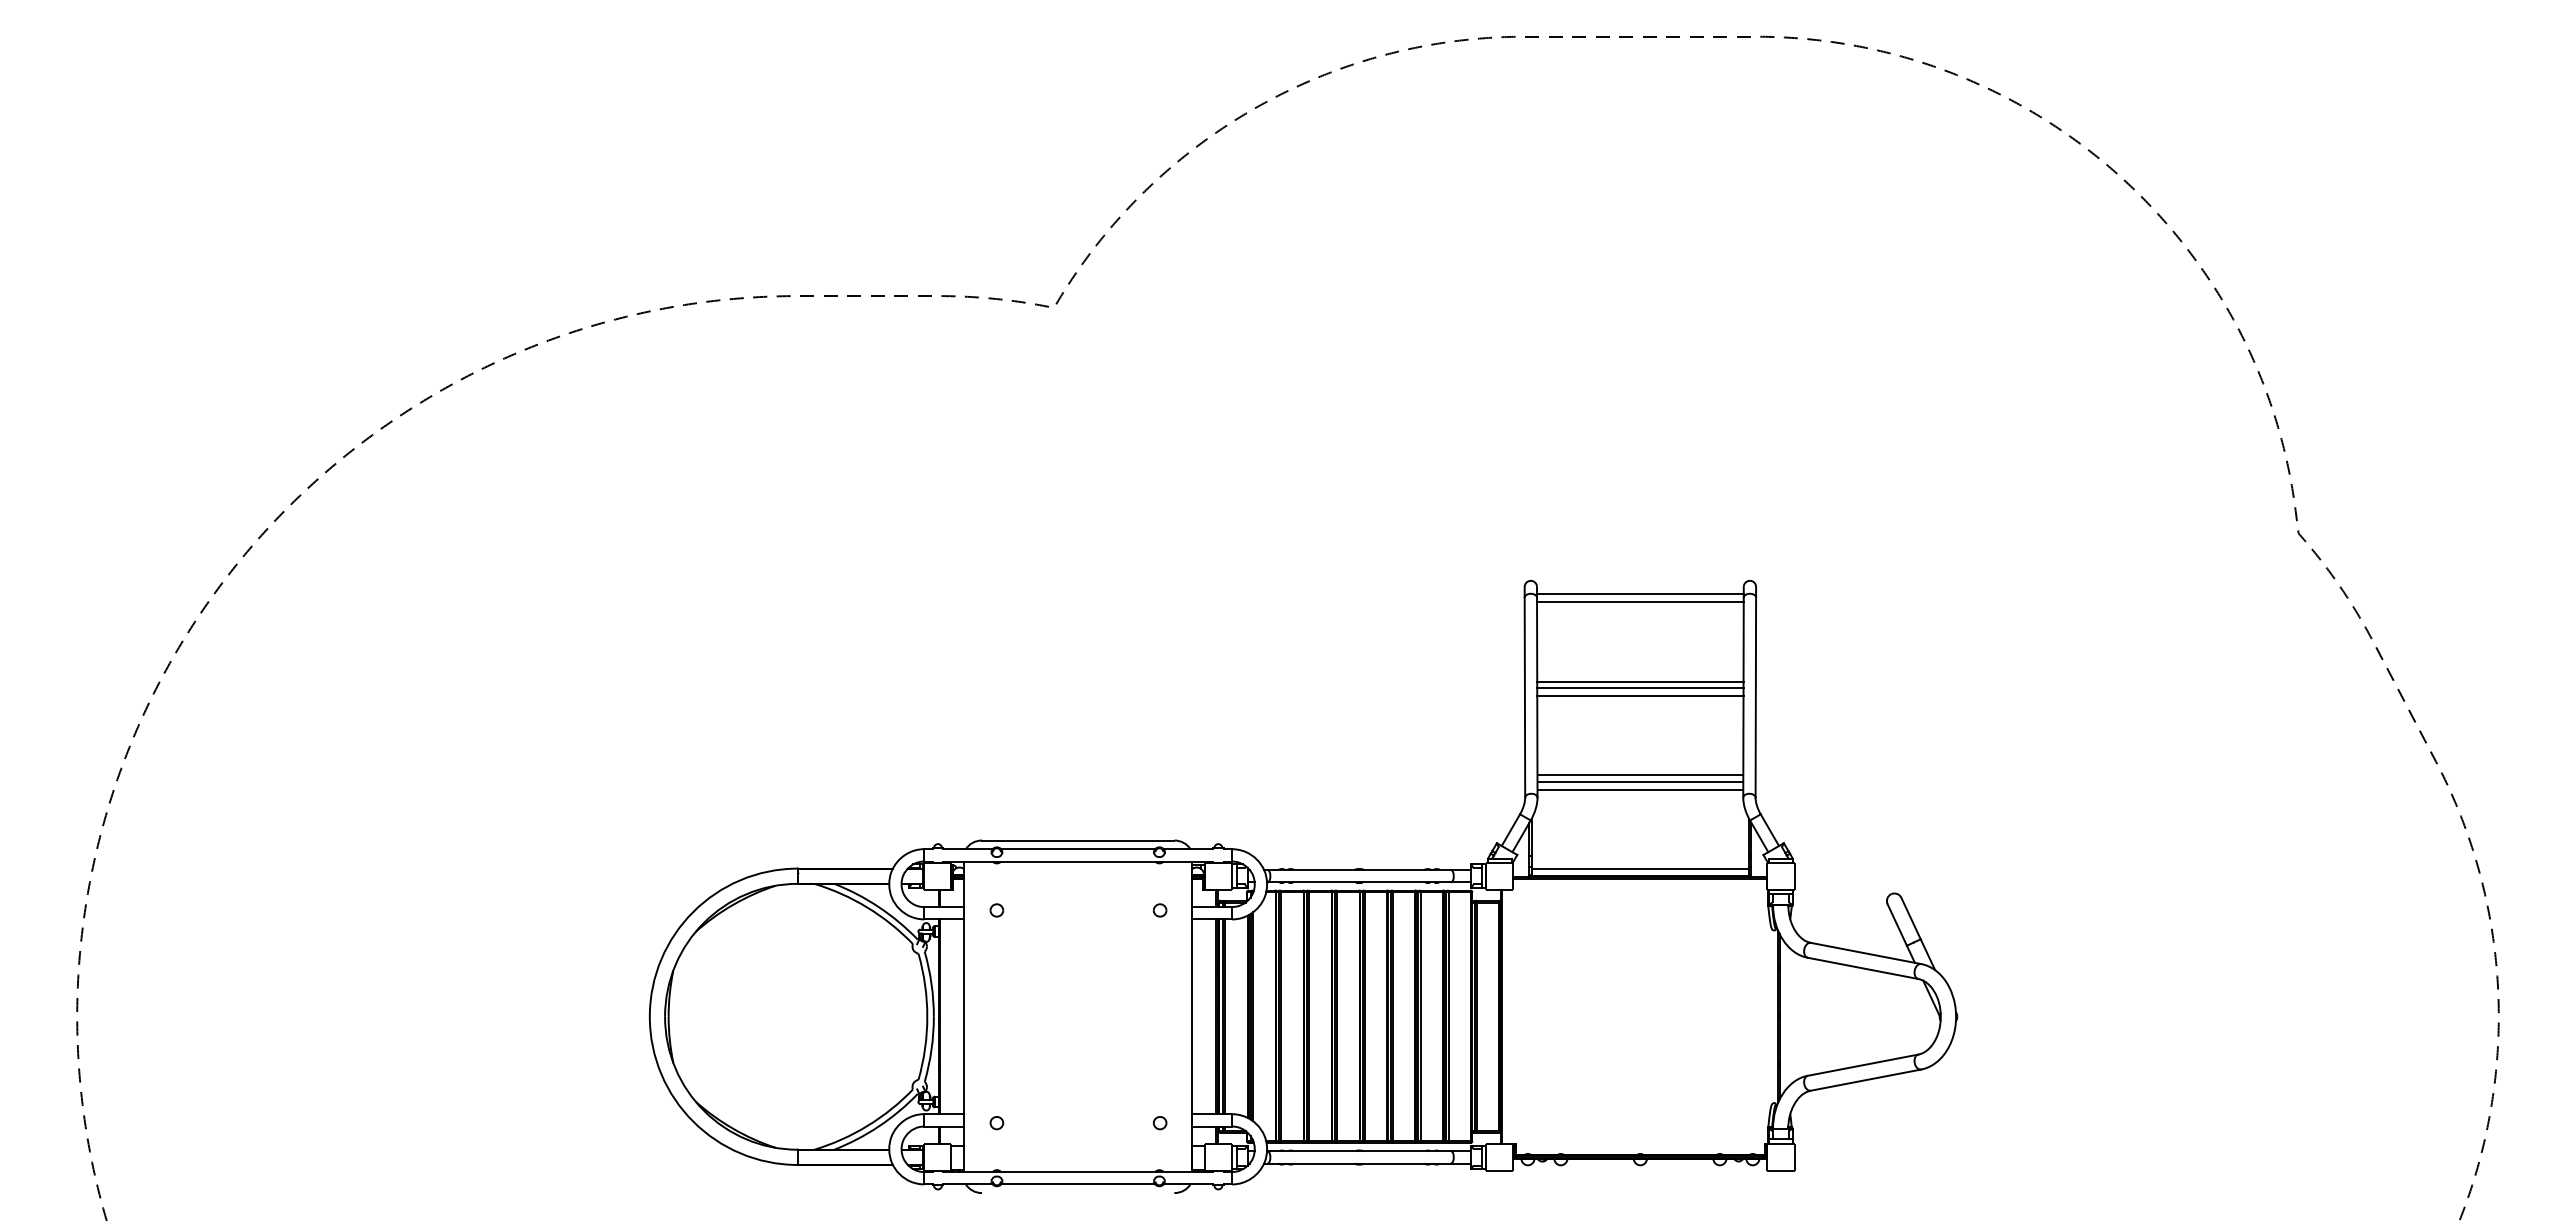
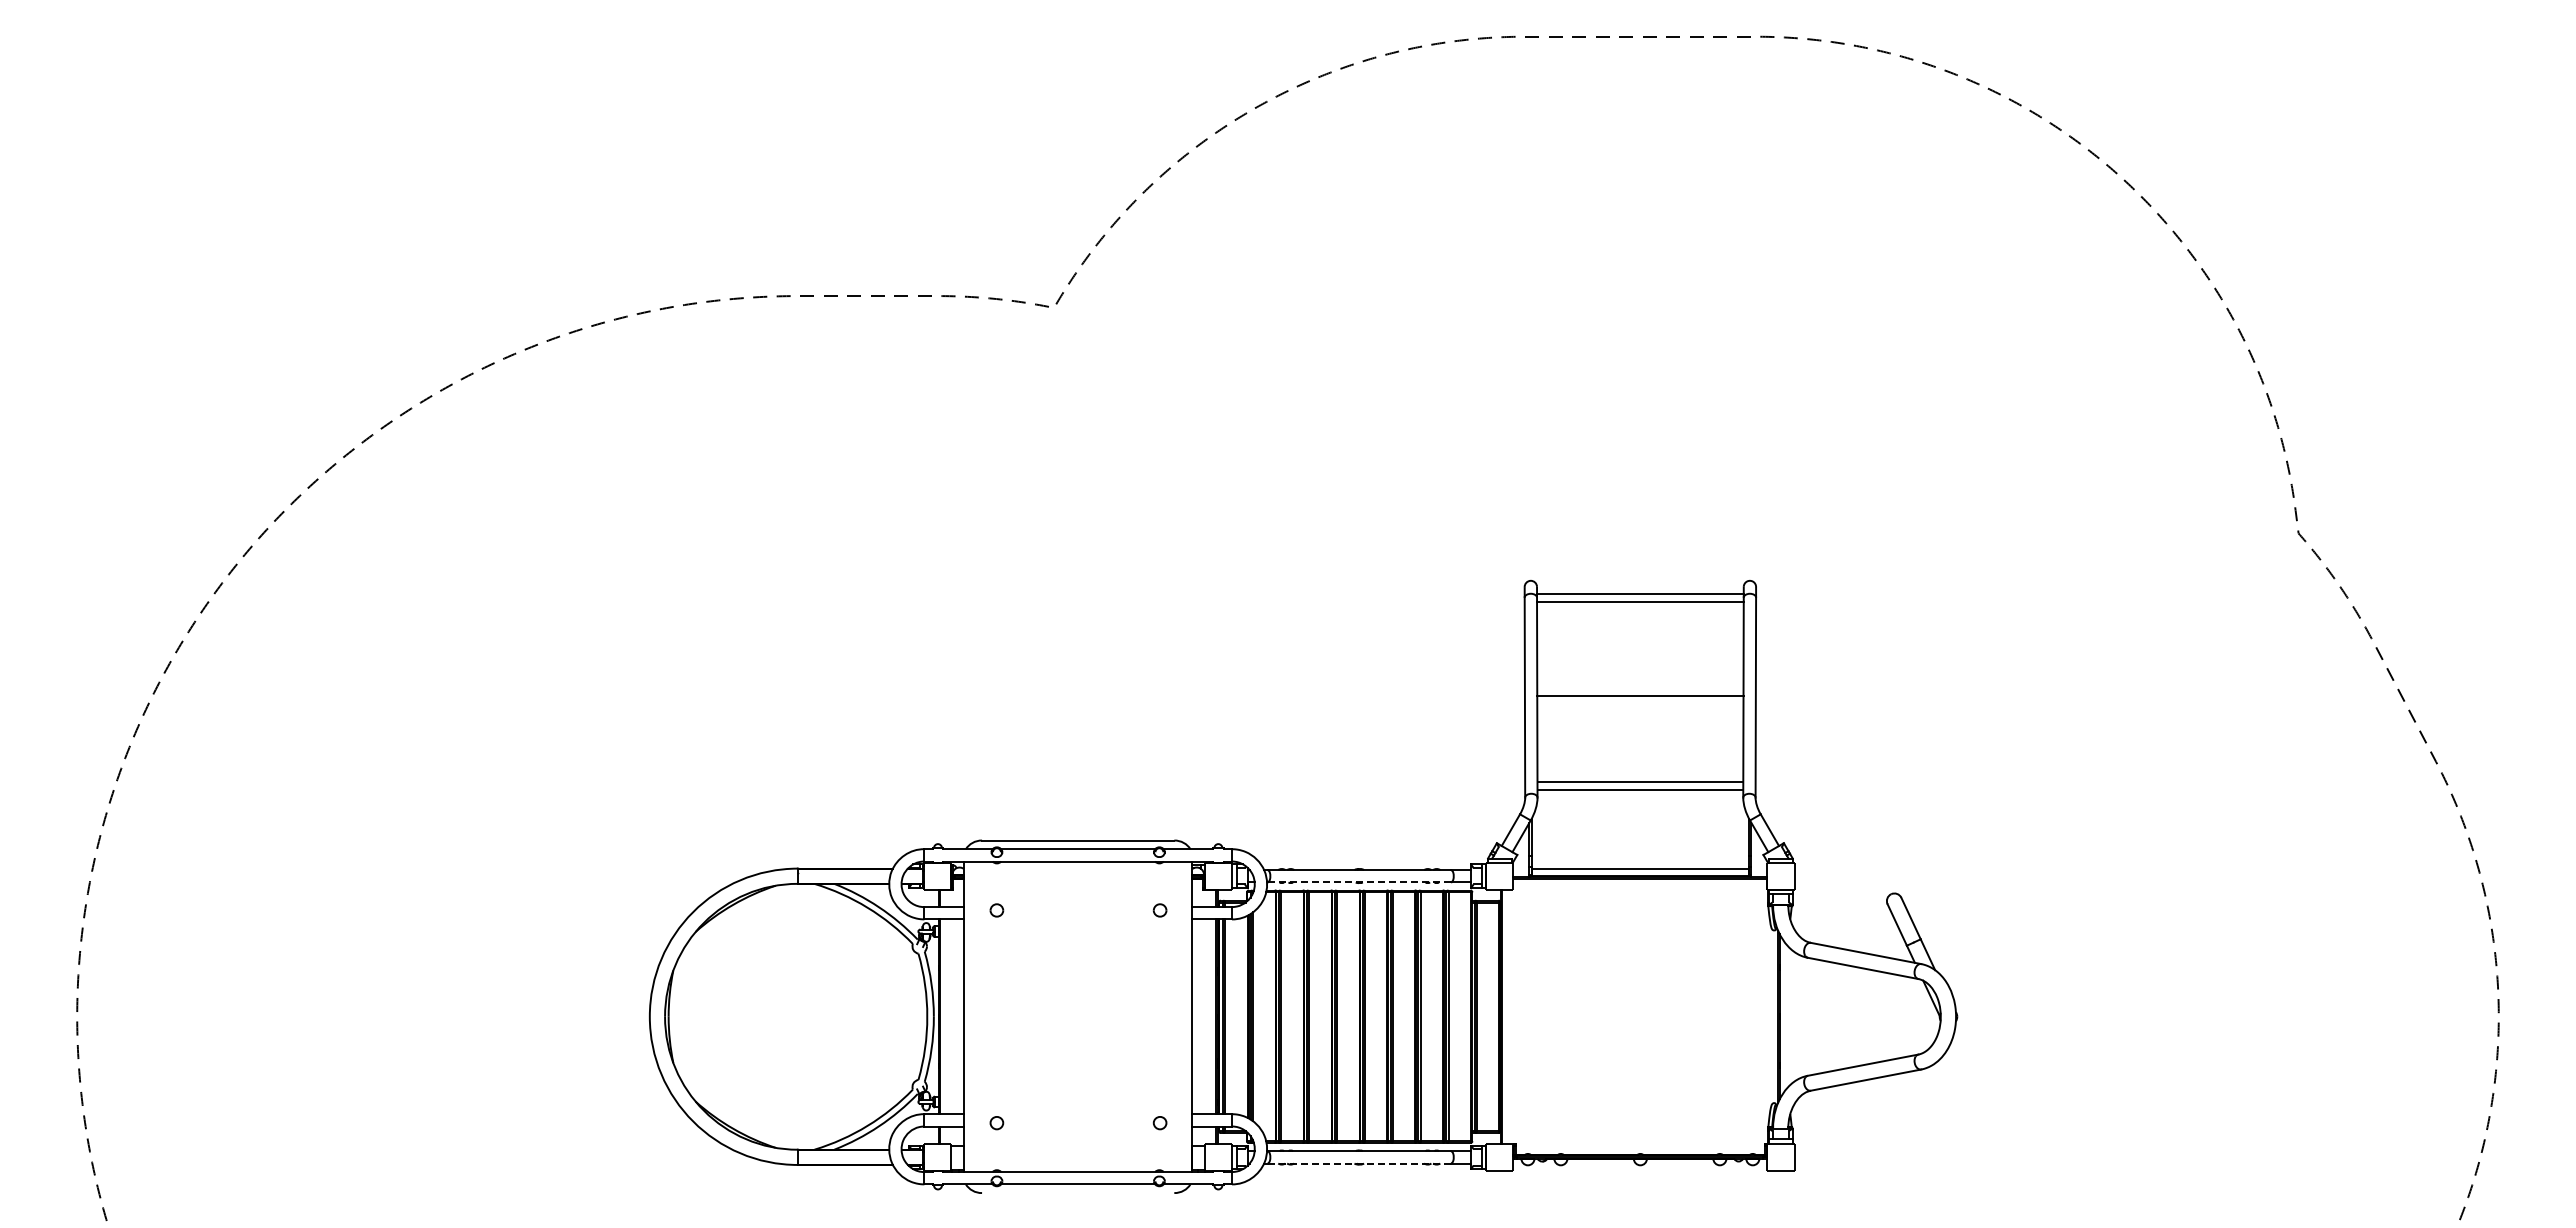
line: present -> none (1640, 681)
line: present -> none (1640, 688)
line: present -> none (1640, 775)
line: solid -> dashed (1359, 882)
line: solid -> dashed (1359, 1163)
